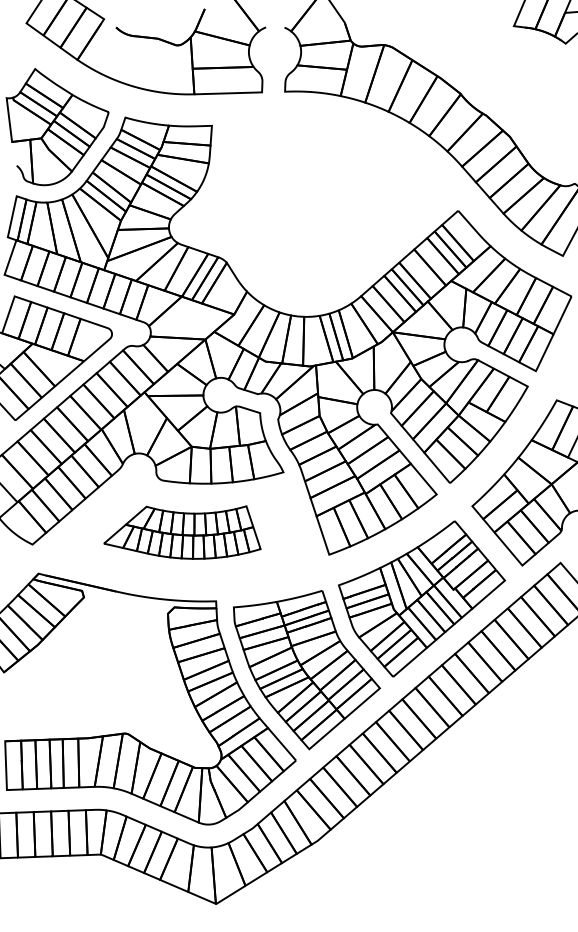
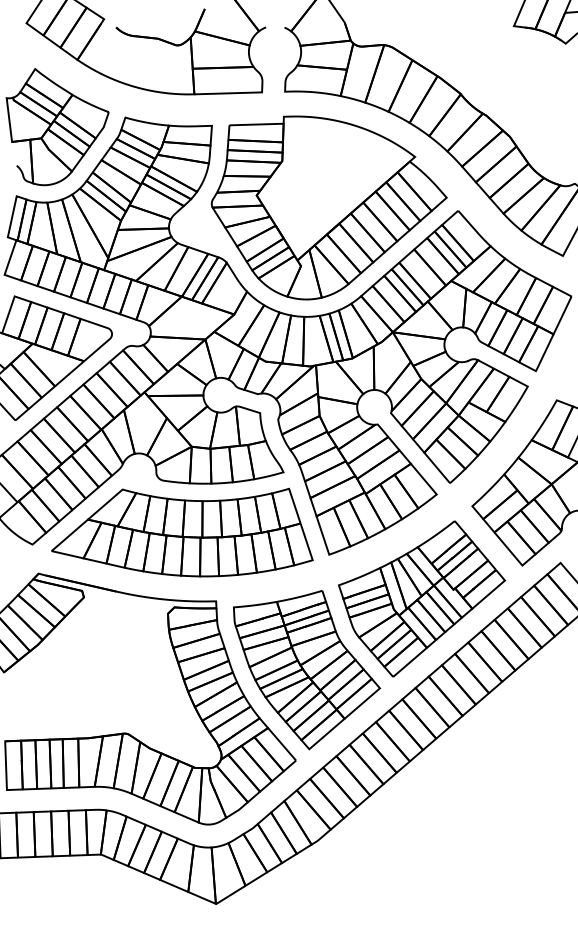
part: none -> present (328, 207)
part size: 159x55 px -> 263x91 px (182, 532)
